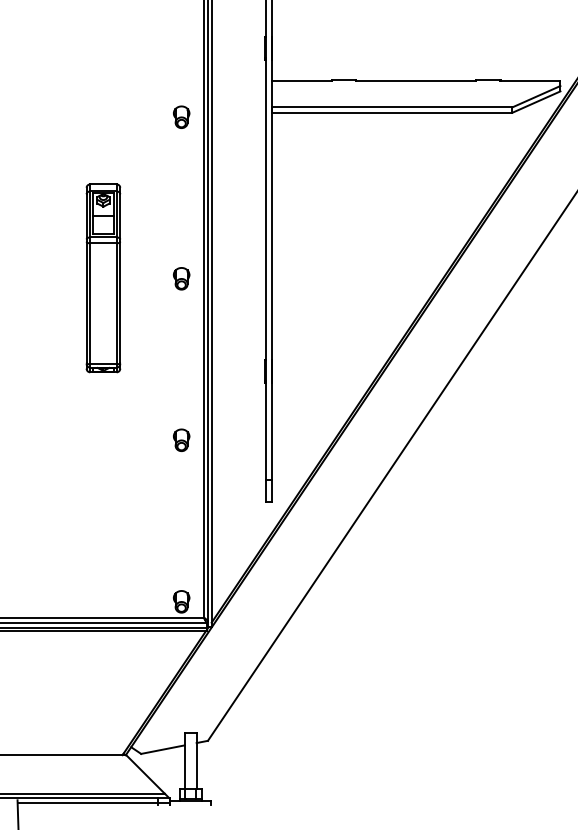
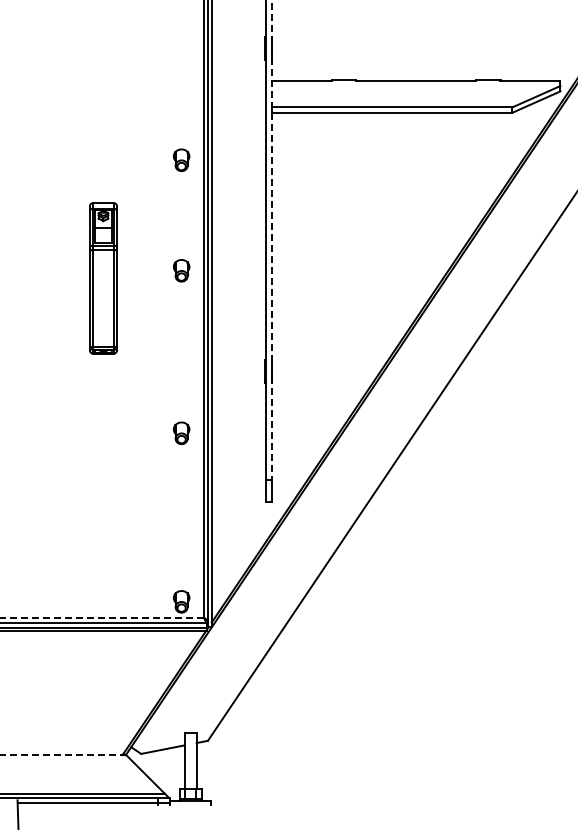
part position: (181, 116) -> (181, 159) (181, 159)
line: solid -> dashed (271, 240)
part size: 37x191 px -> 29x153 px (103, 278)
part position: (181, 278) -> (181, 270) (181, 270)
part position: (181, 439) -> (181, 432) (181, 432)
line: solid -> dashed (102, 617)
line: solid -> dashed (63, 755)
